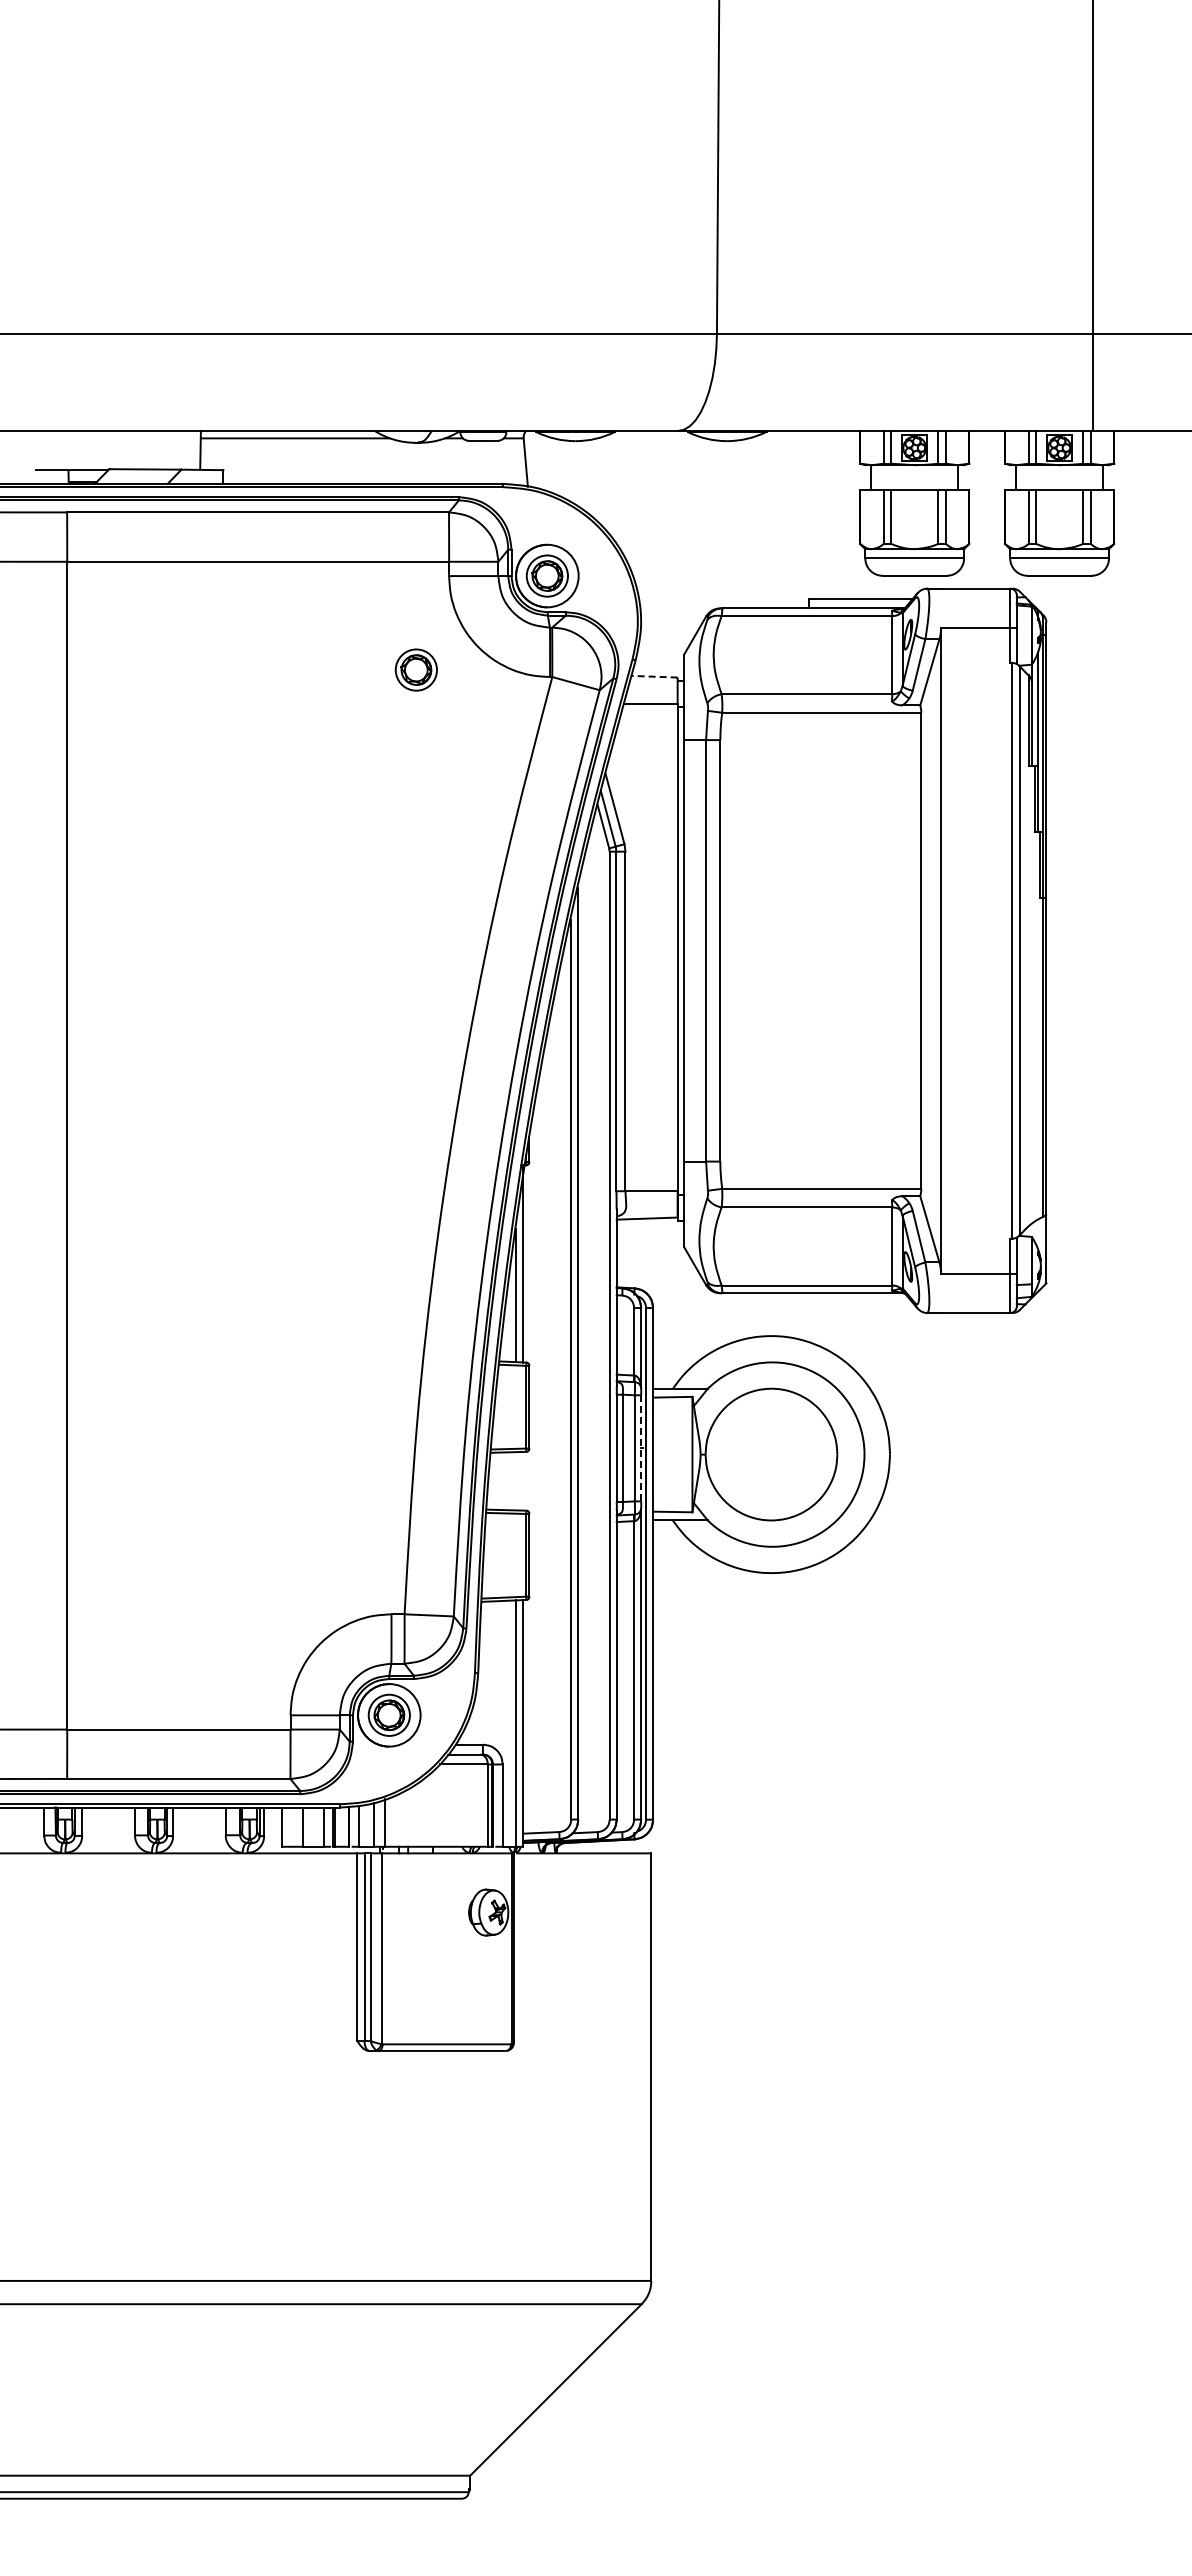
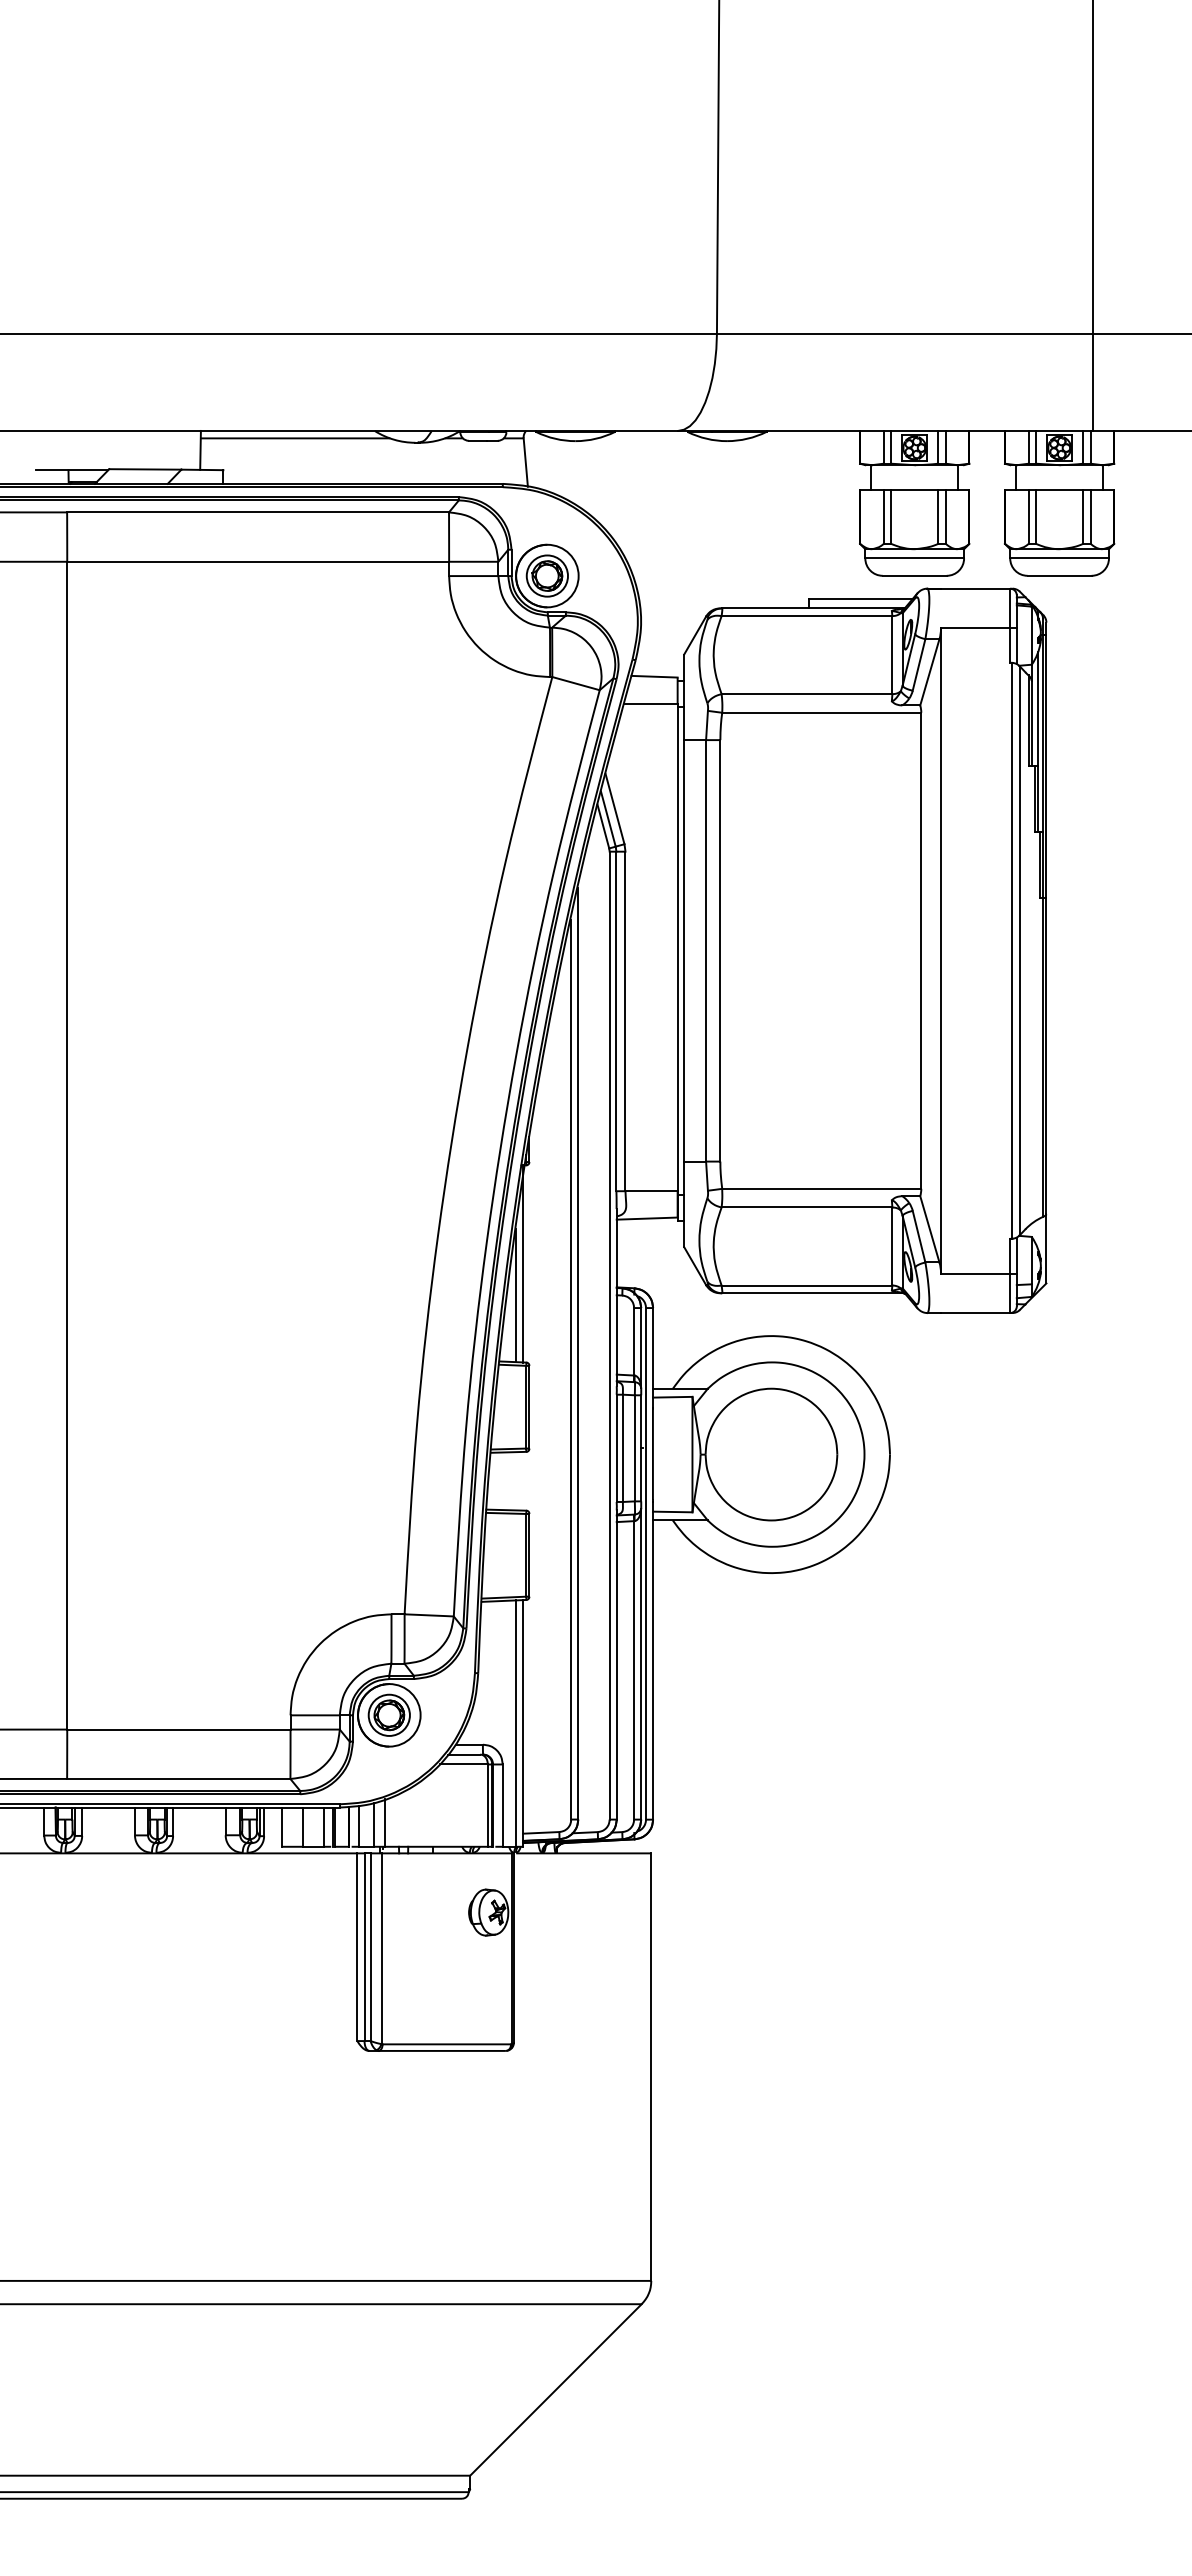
part: present -> none (415, 669)
line: dashed -> solid (654, 676)
line: dashed -> solid (641, 1448)
